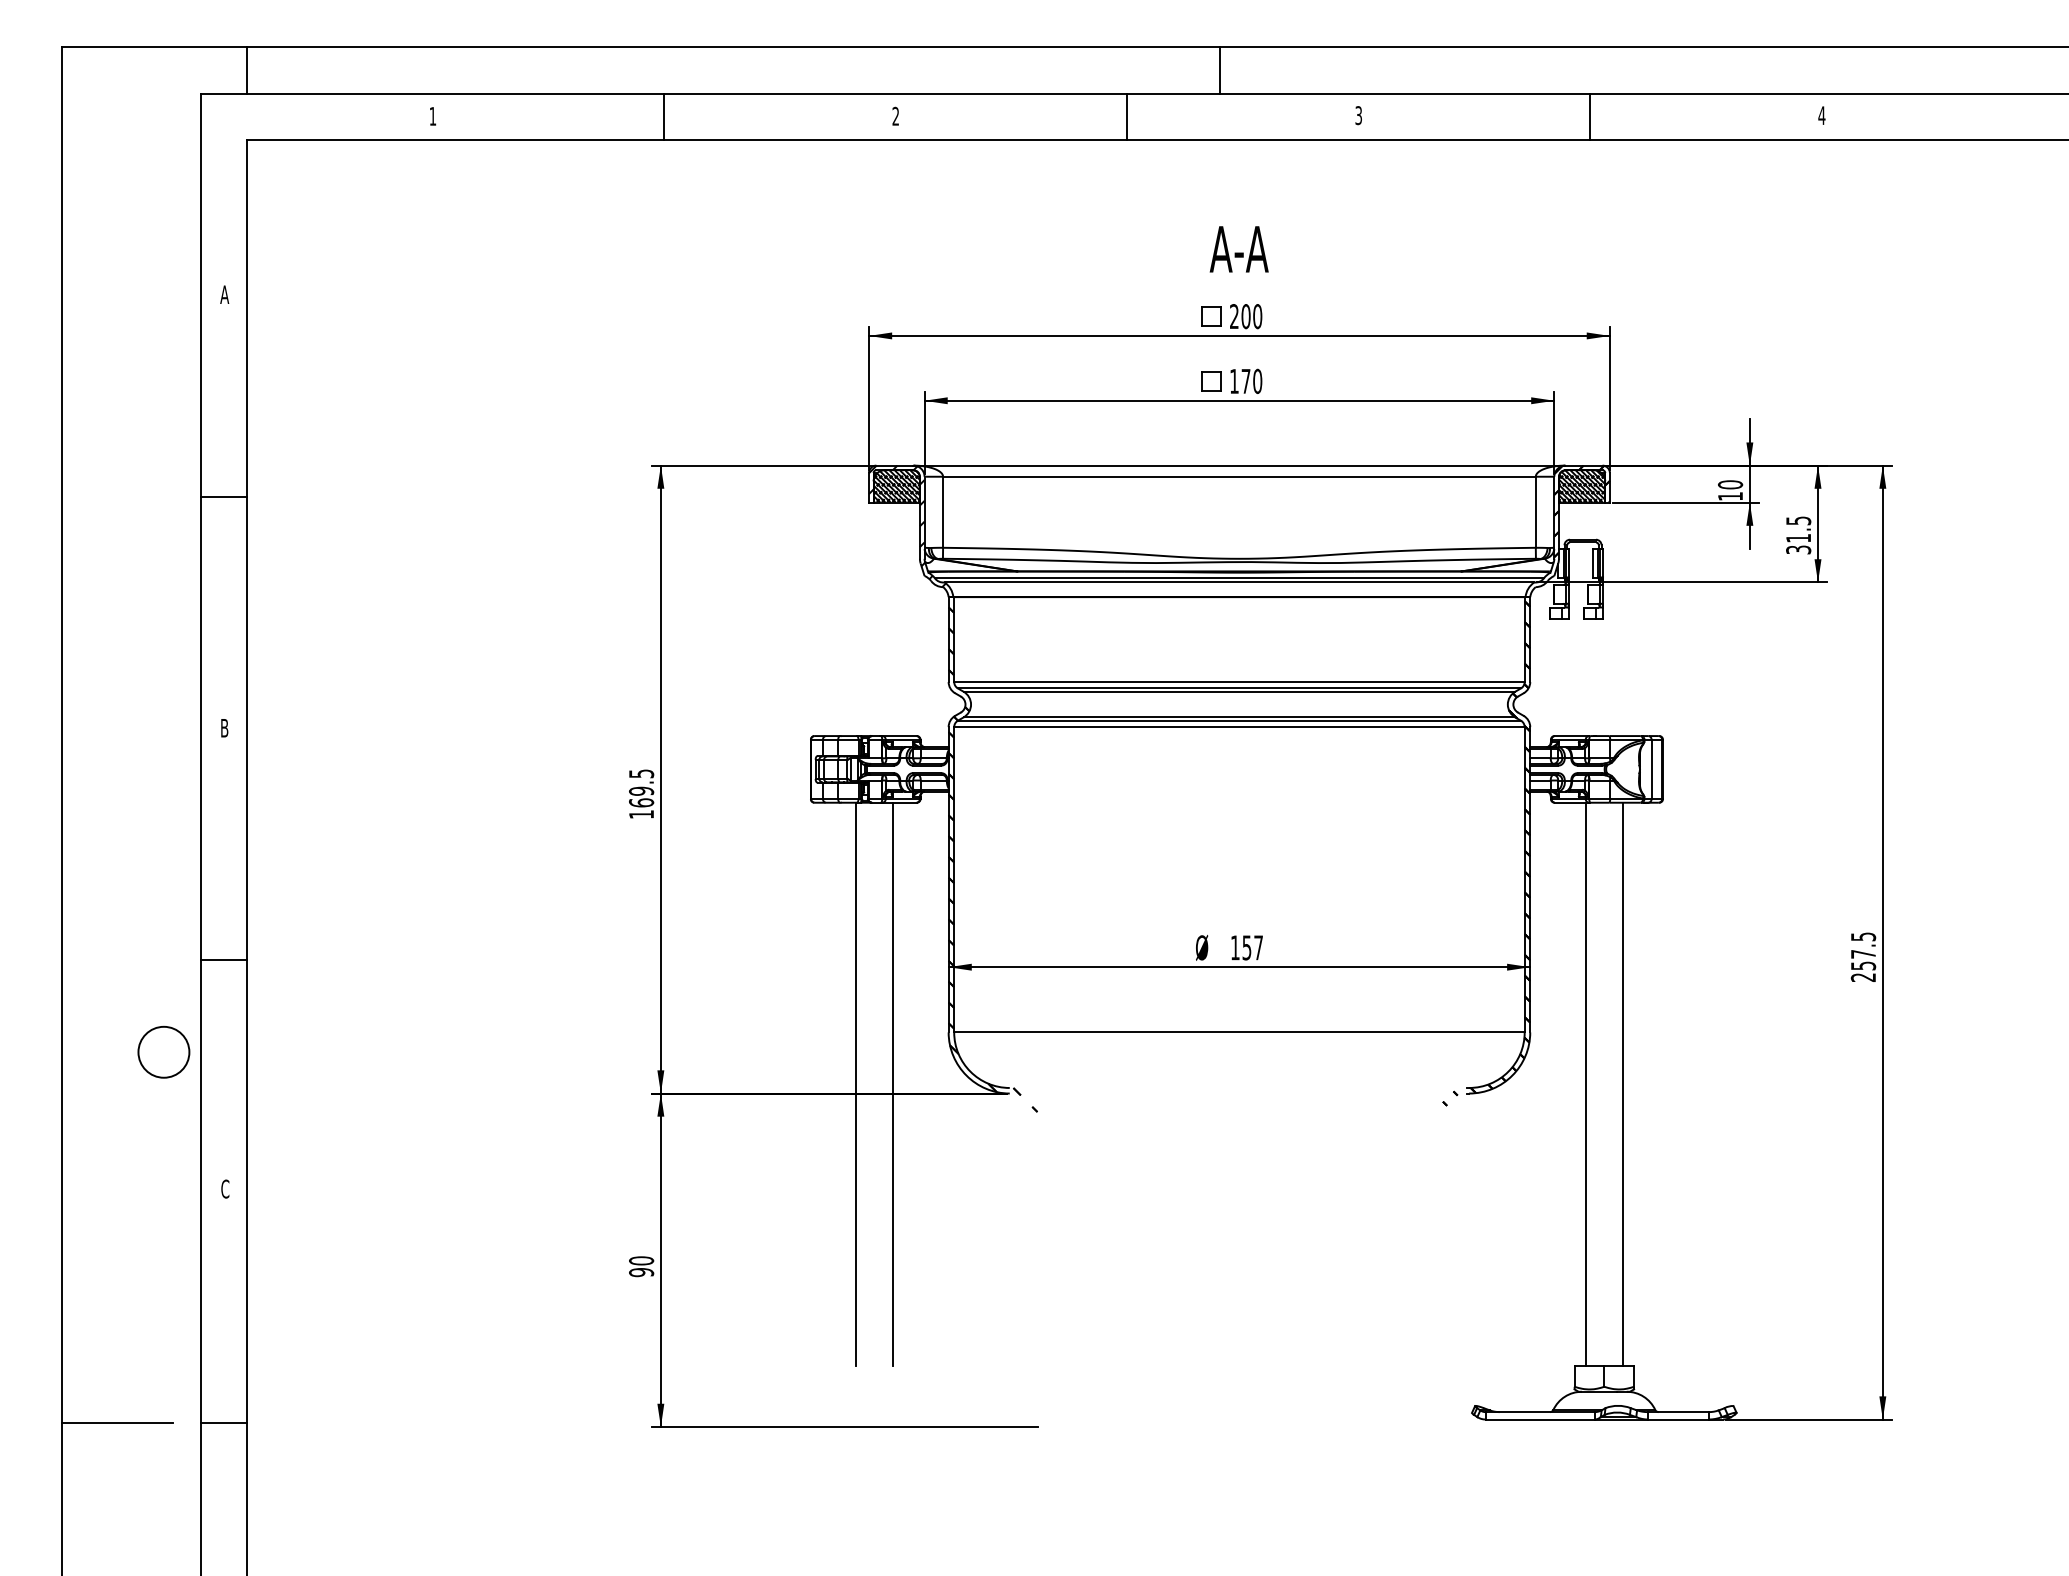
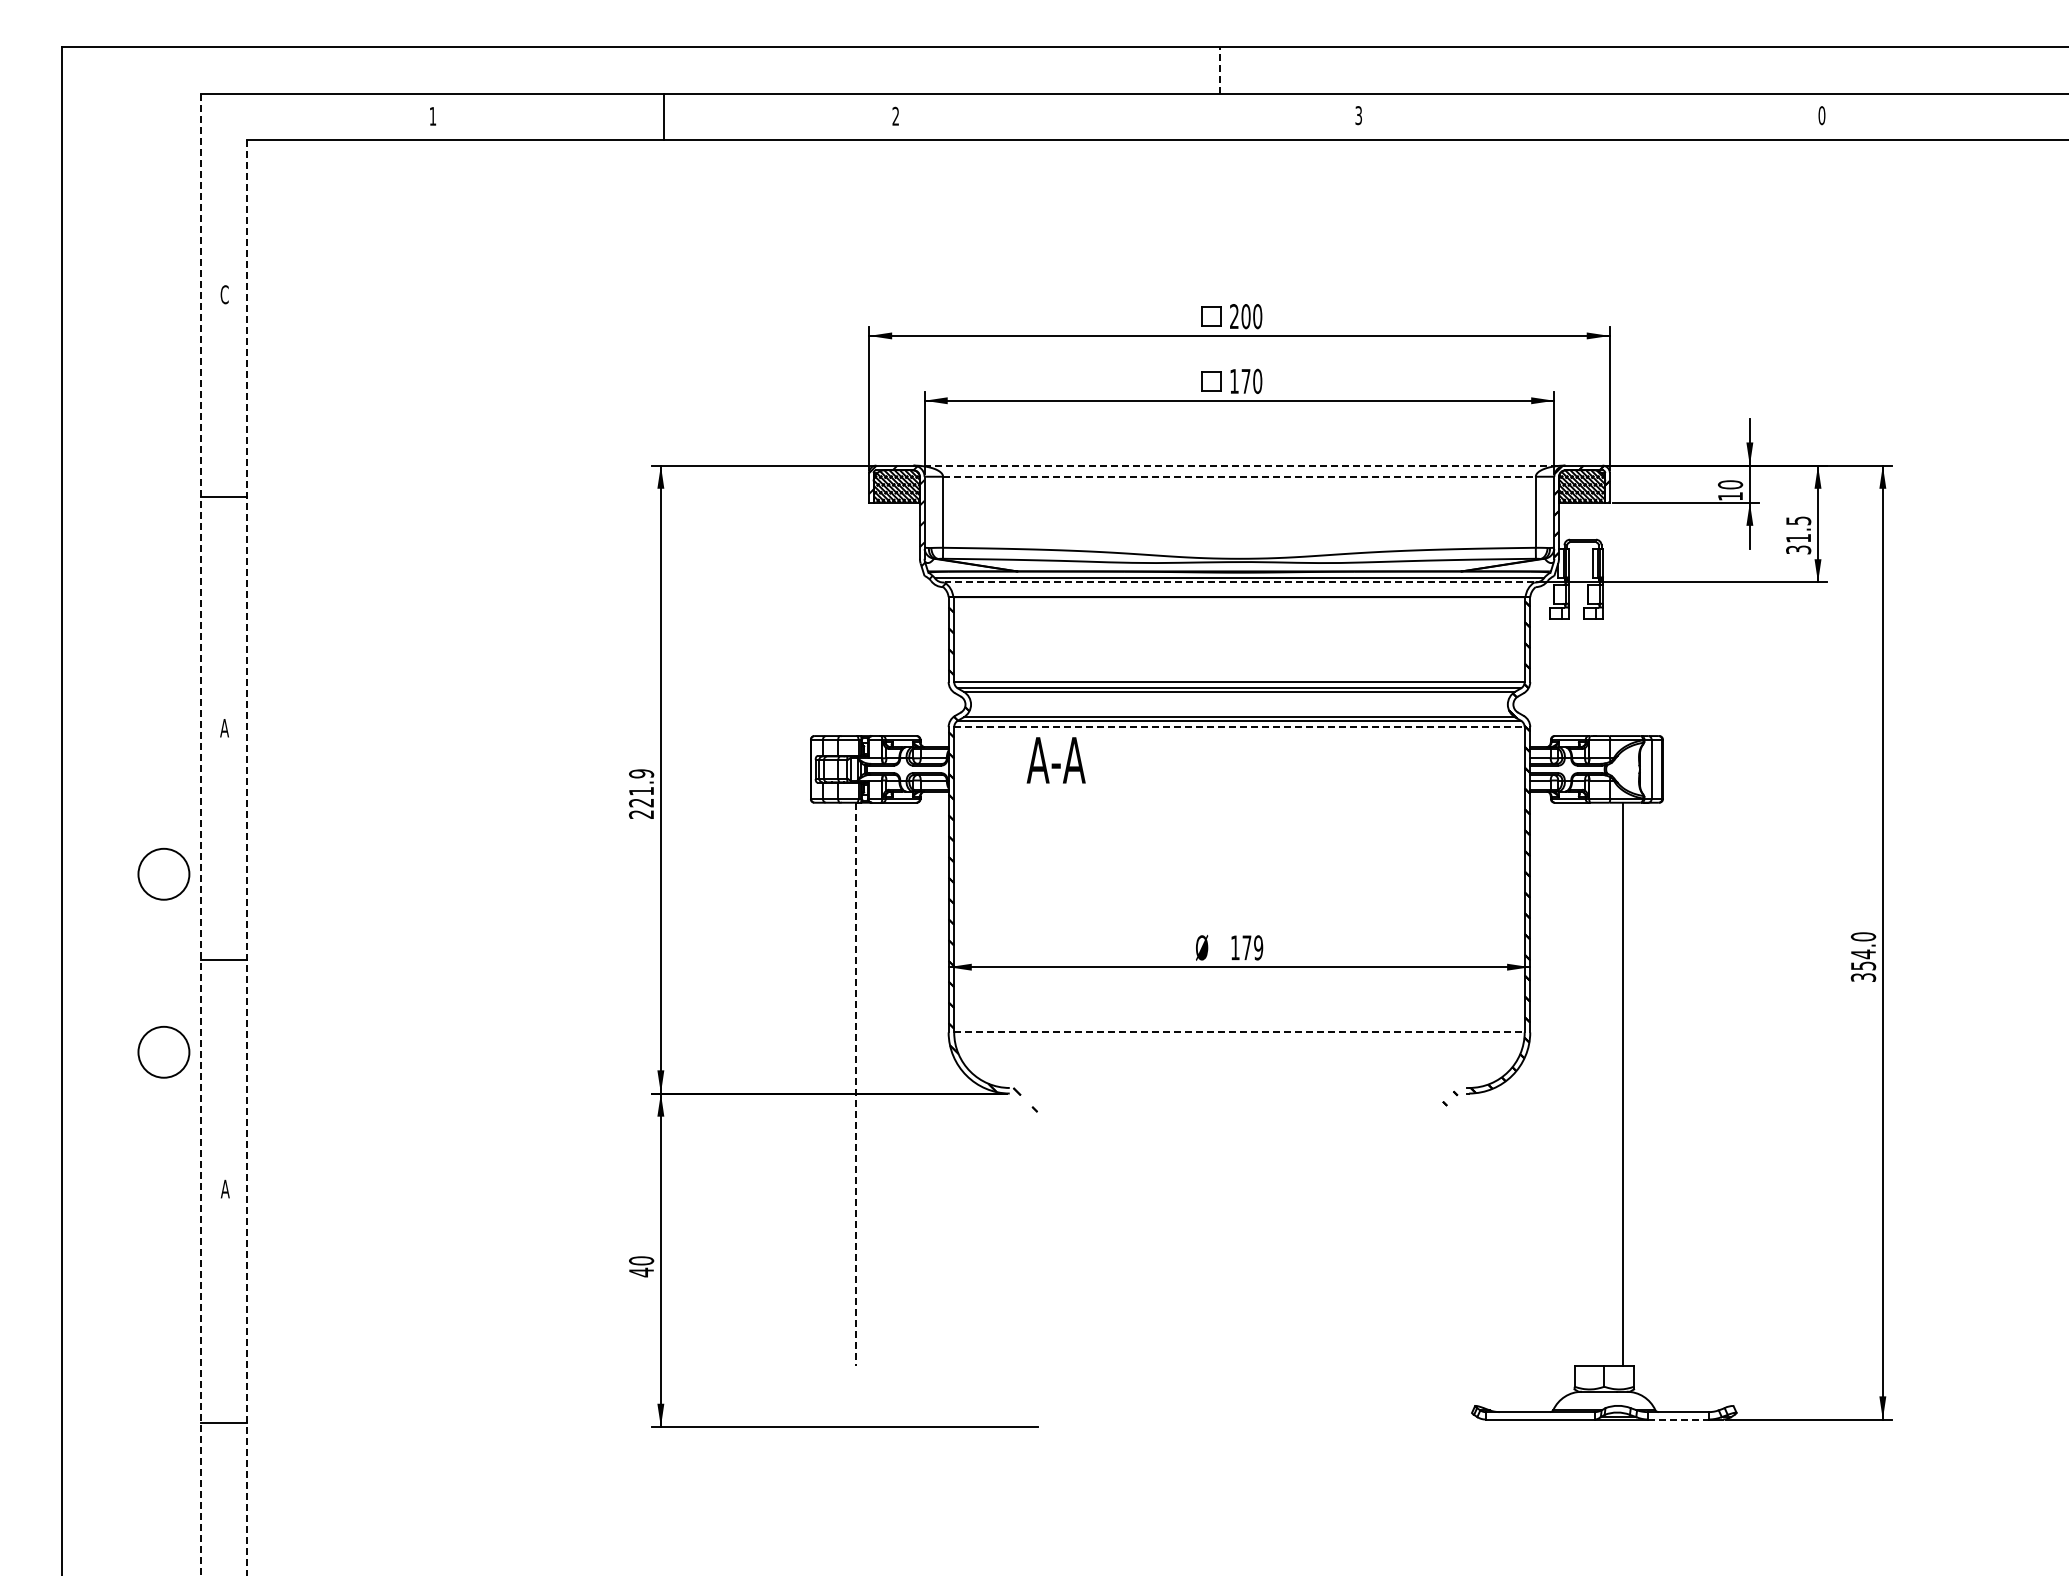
line: present -> none (247, 70)
line: solid -> dashed (1219, 70)
text: 4 -> 0 (1821, 115)
line: present -> none (1127, 116)
line: present -> none (1590, 116)
text position: (1238, 249) -> (1055, 760) (1055, 760)
text: A -> C (224, 294)
line: solid -> dashed (1239, 465)
line: solid -> dashed (1239, 476)
line: solid -> dashed (1239, 582)
line: solid -> dashed (1239, 727)
text: B -> A (224, 728)
text: 169.5 -> 221.9 (641, 793)
line: solid -> dashed (200, 834)
line: solid -> dashed (247, 857)
circle: none -> present (163, 873)
text: 157 -> 179 (1252, 947)
text: 257.5 -> 354.0 (1863, 956)
line: solid -> dashed (1239, 1032)
line: present -> none (893, 1083)
line: present -> none (1585, 1083)
line: solid -> dashed (856, 1084)
text: C -> A (224, 1188)
text: 90 -> 40 (641, 1272)
line: solid -> dashed (1678, 1419)
line: present -> none (117, 1422)
